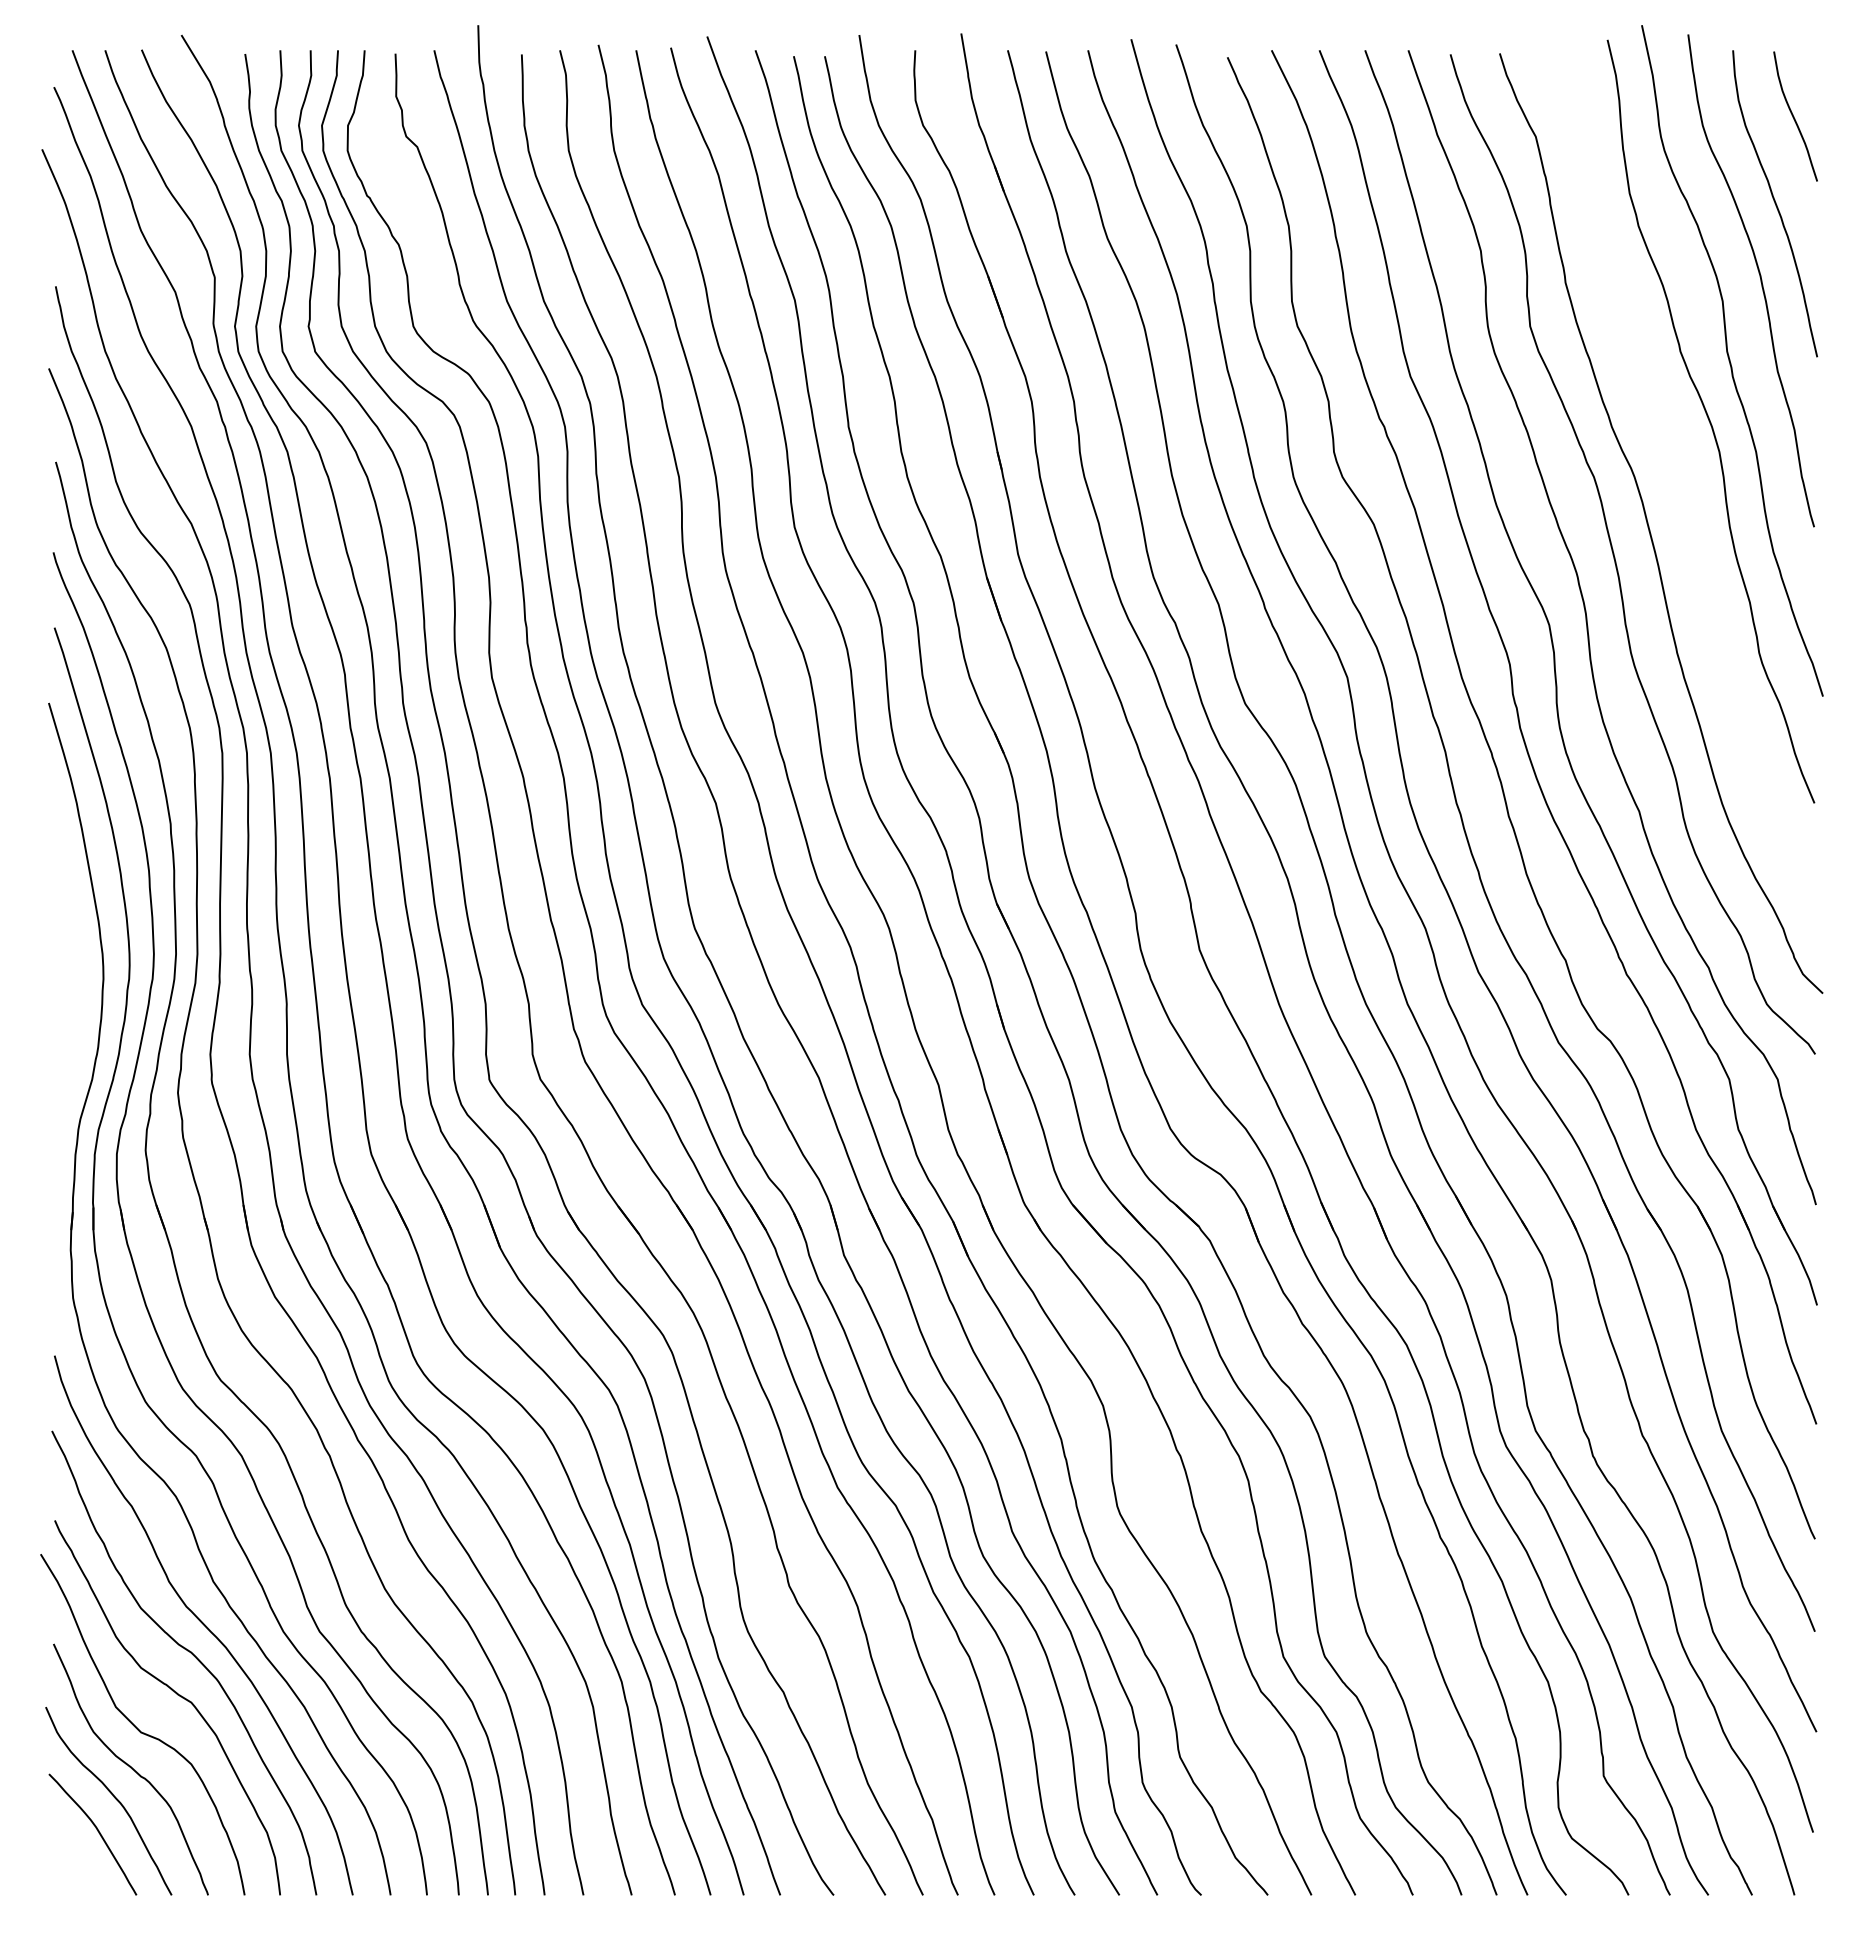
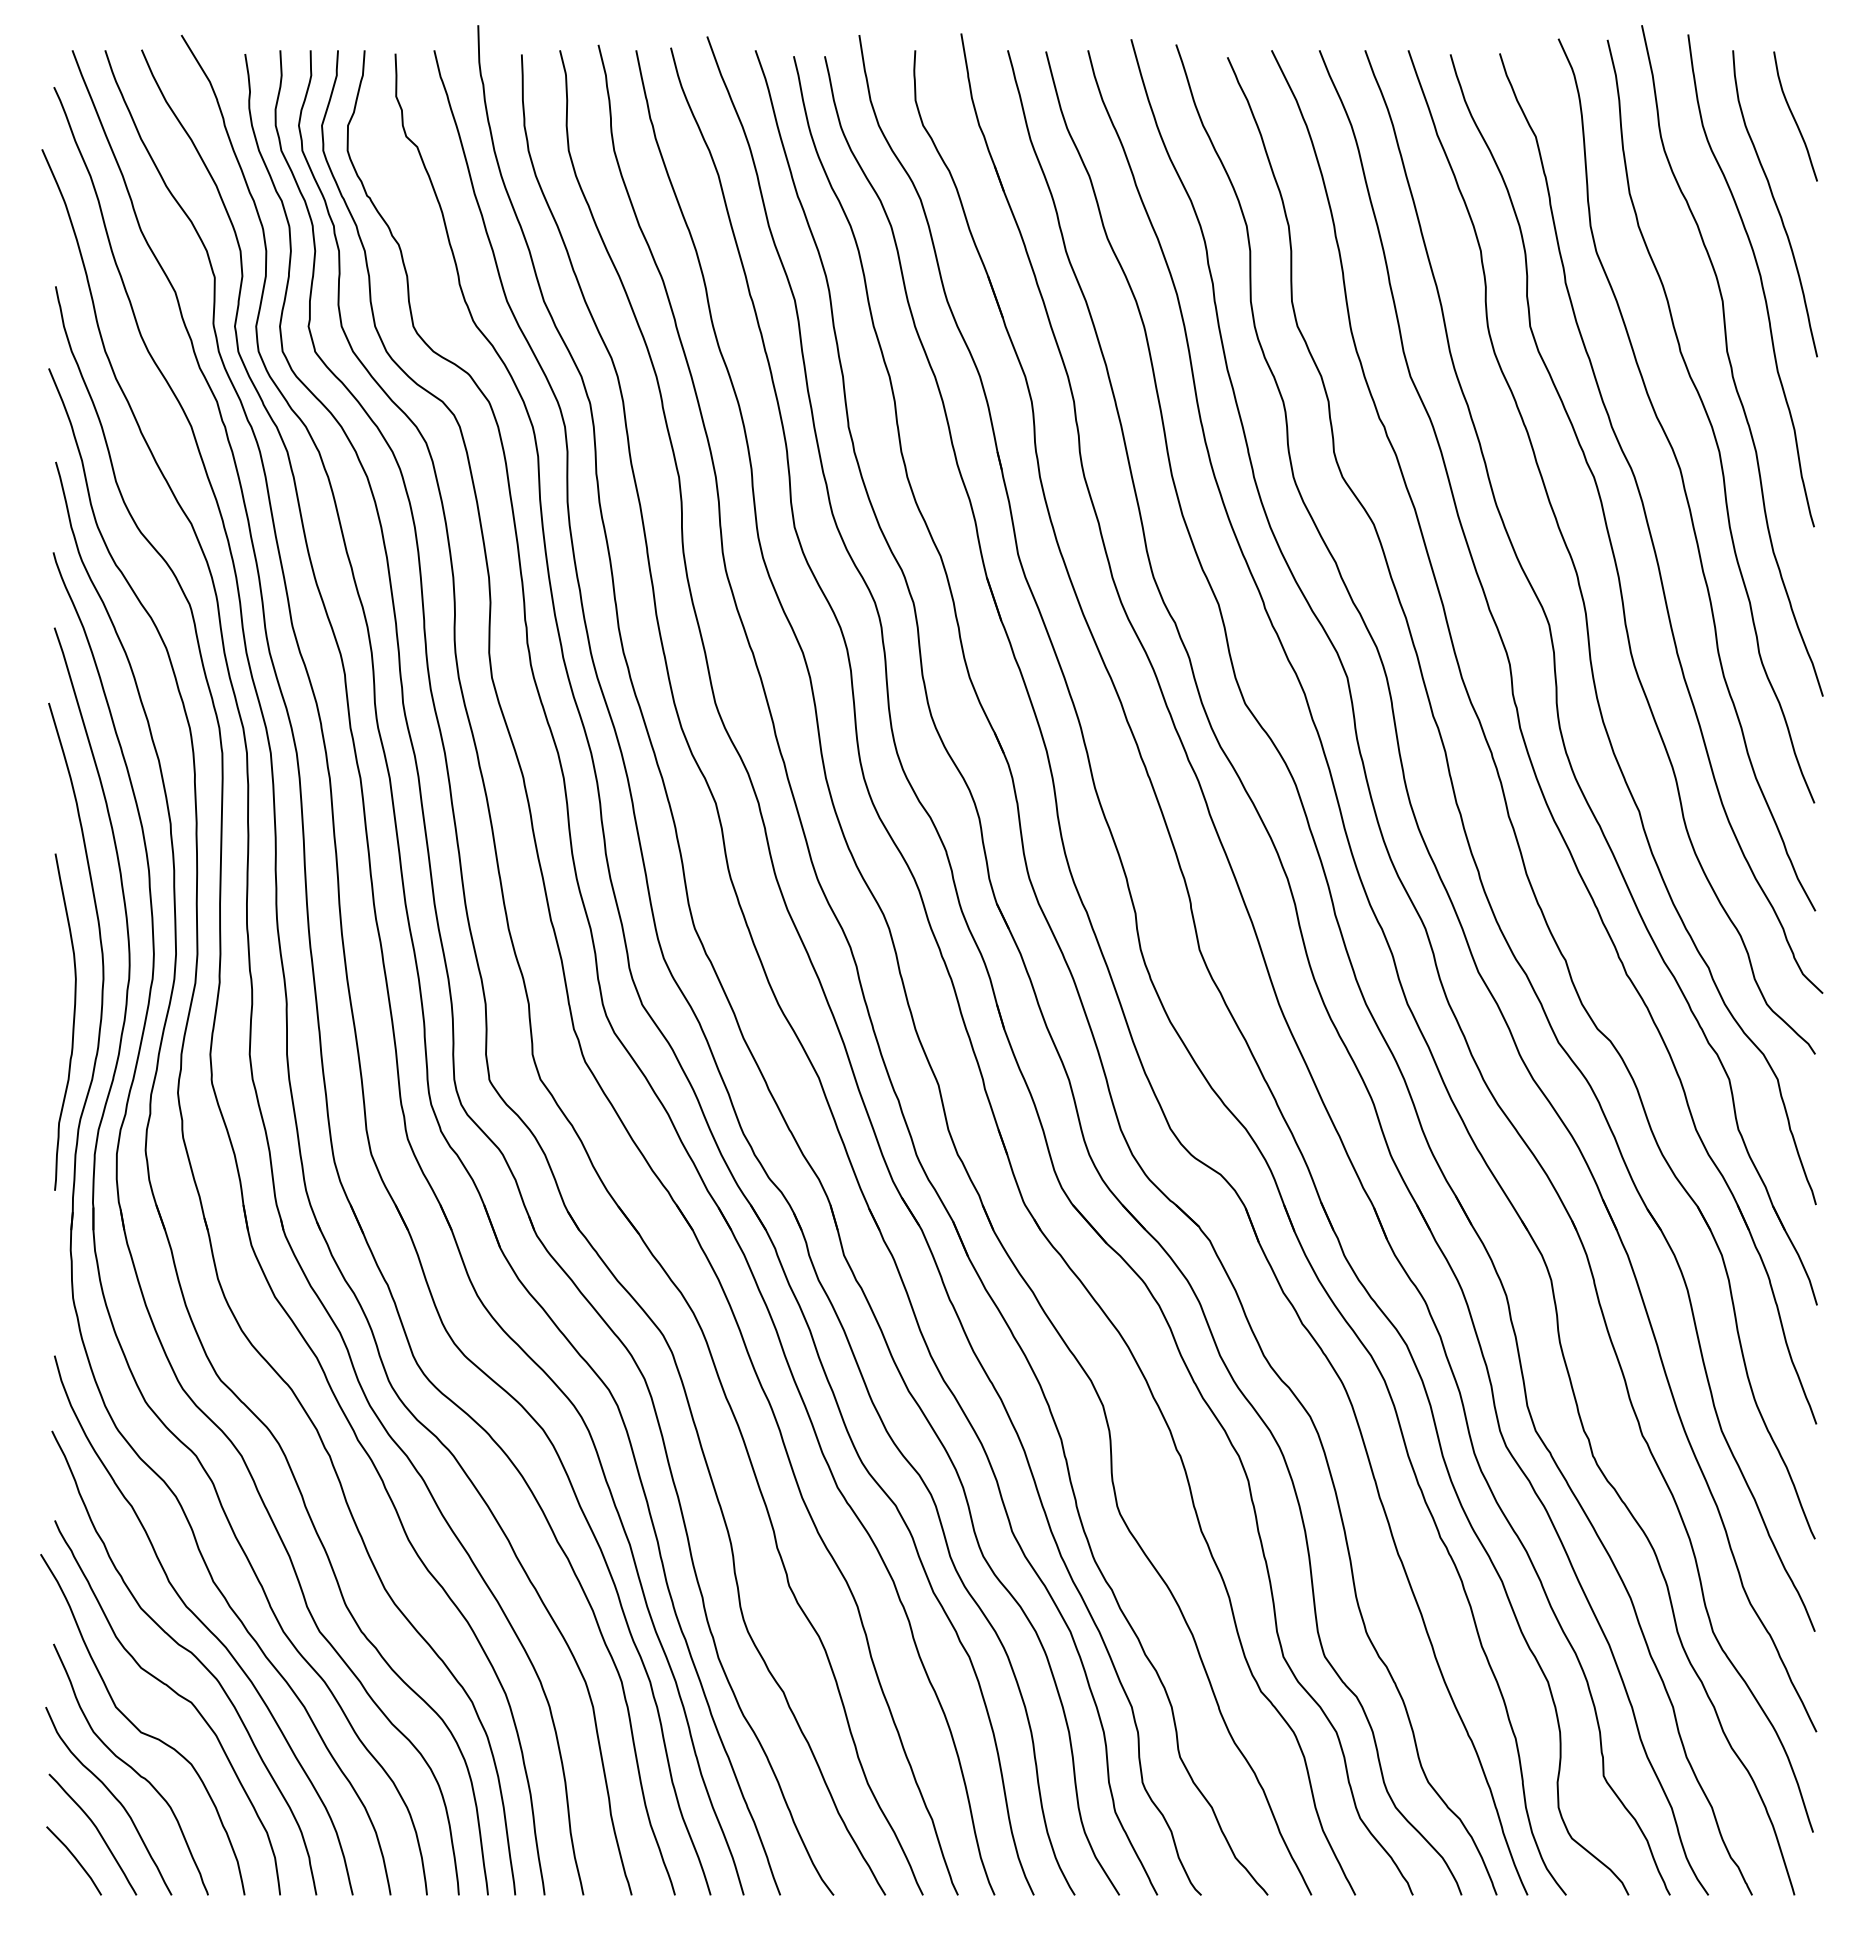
curve: none -> present (1682, 474)
curve: none -> present (72, 1024)
line: none -> present (74, 1858)
